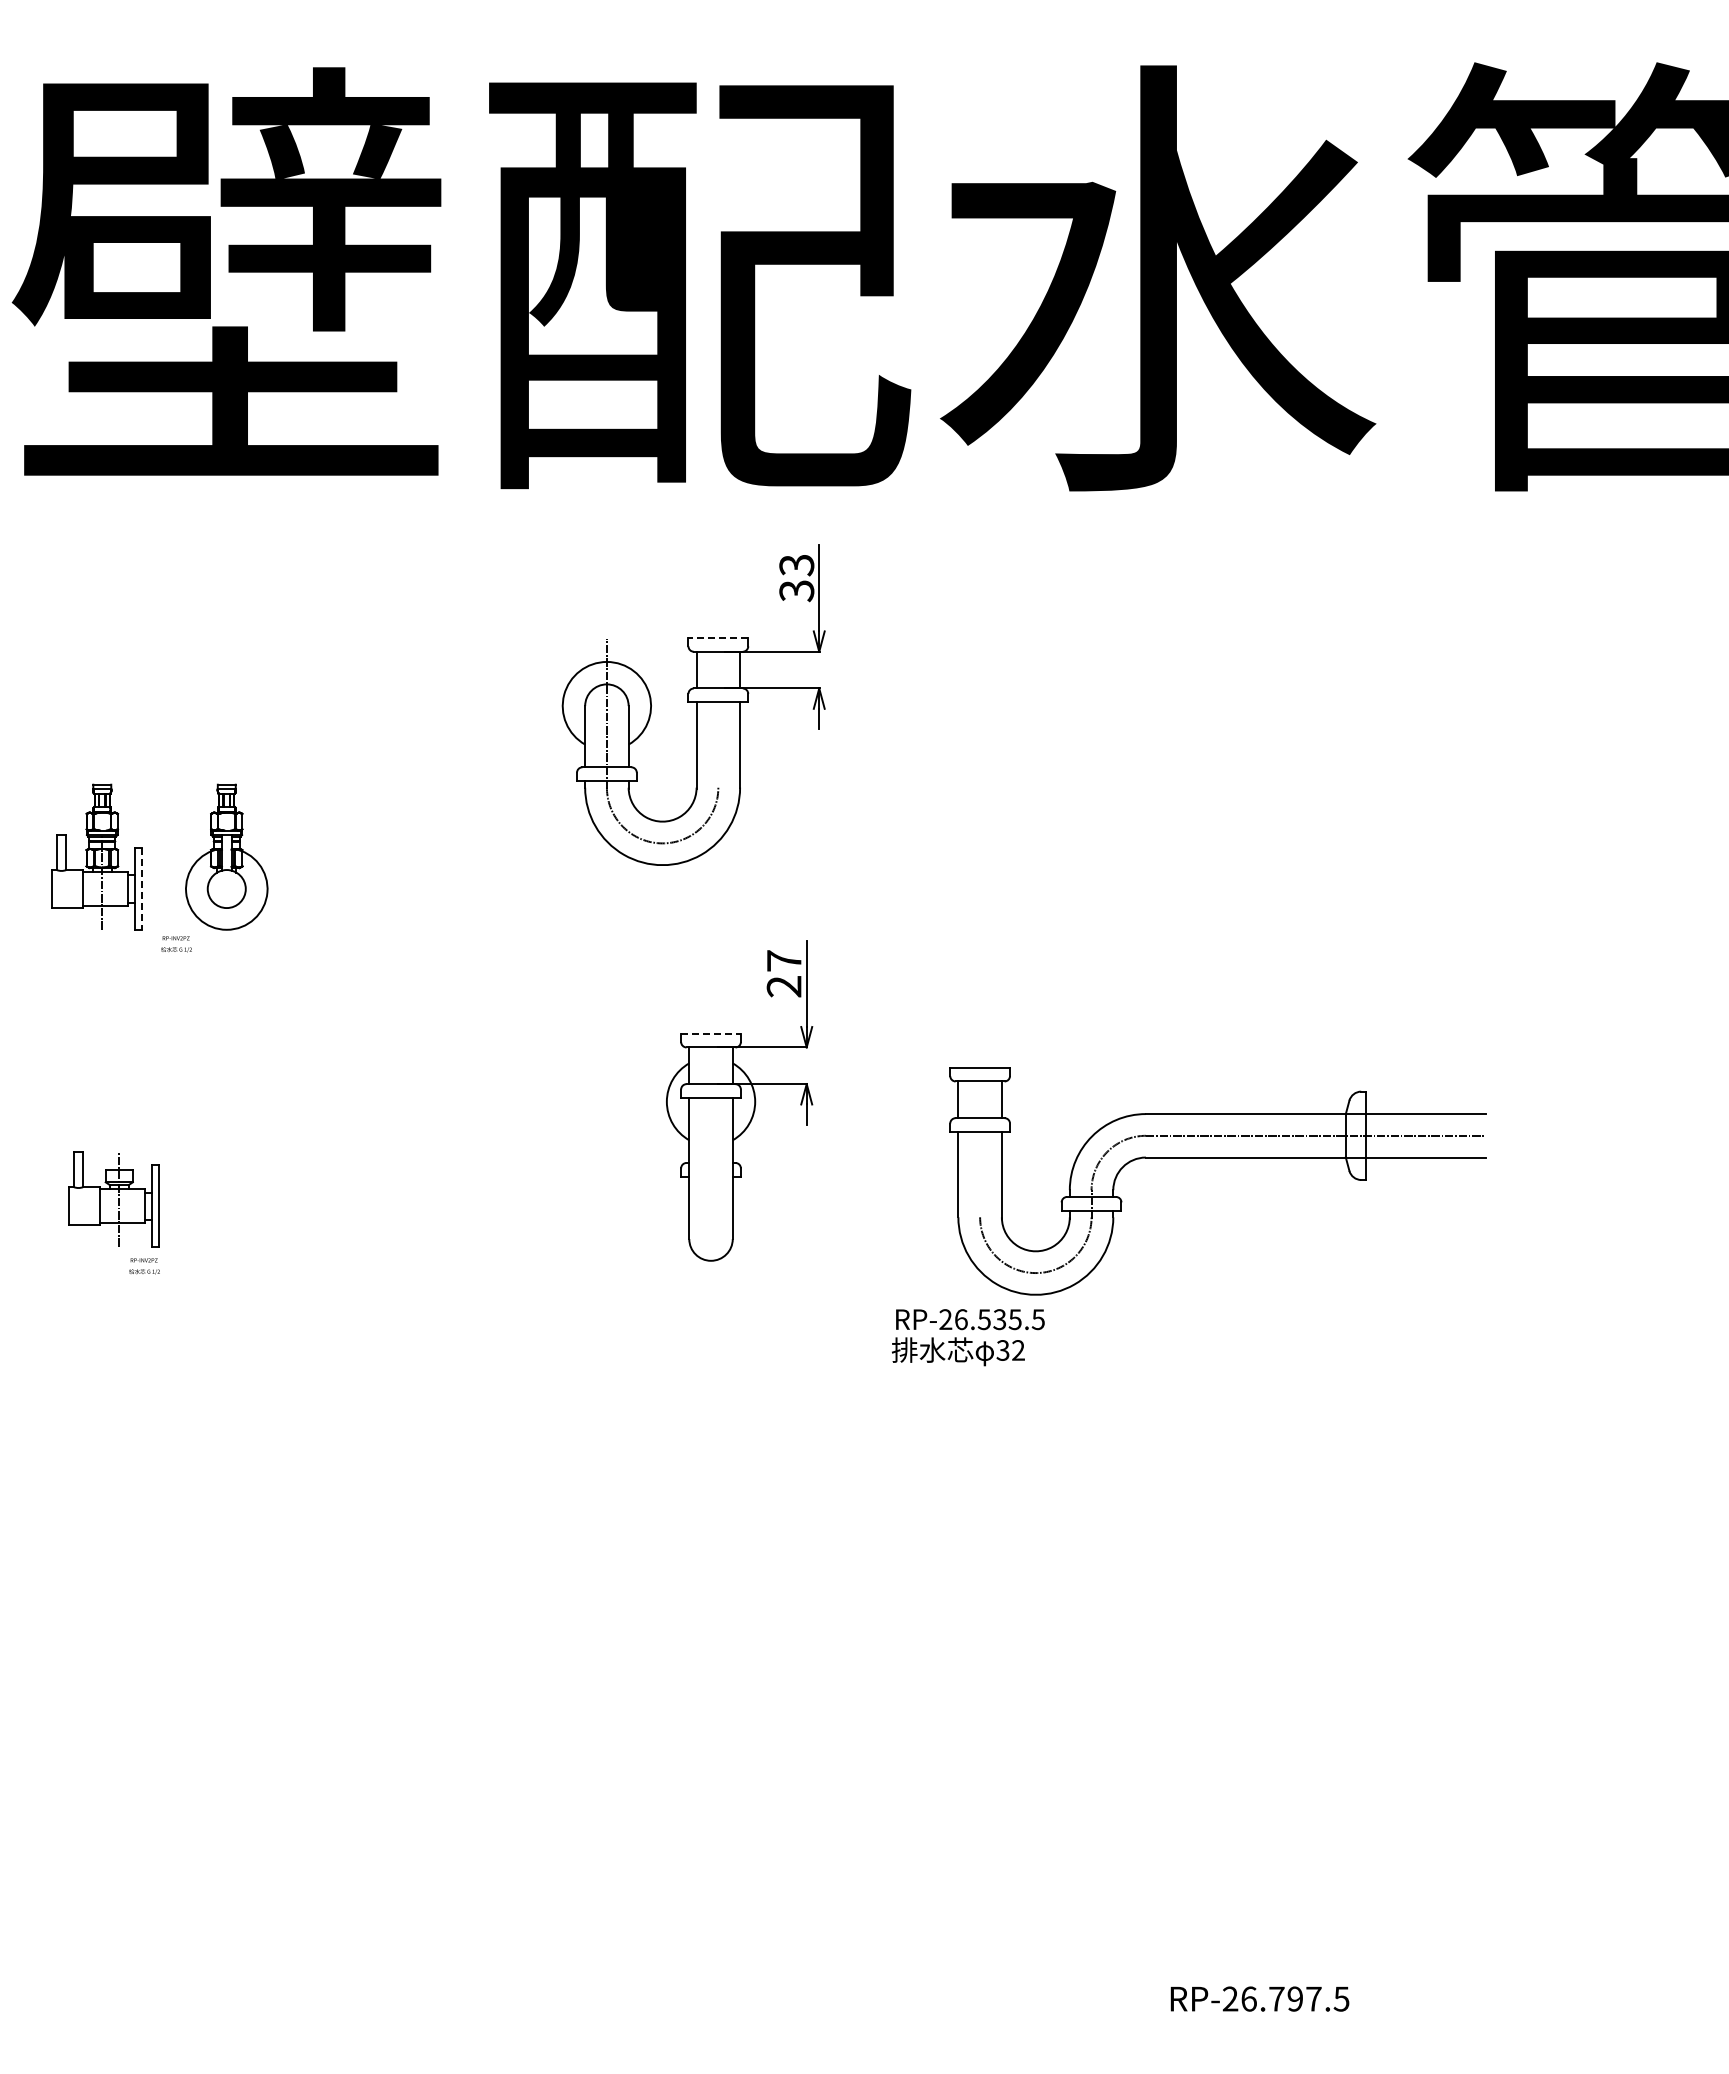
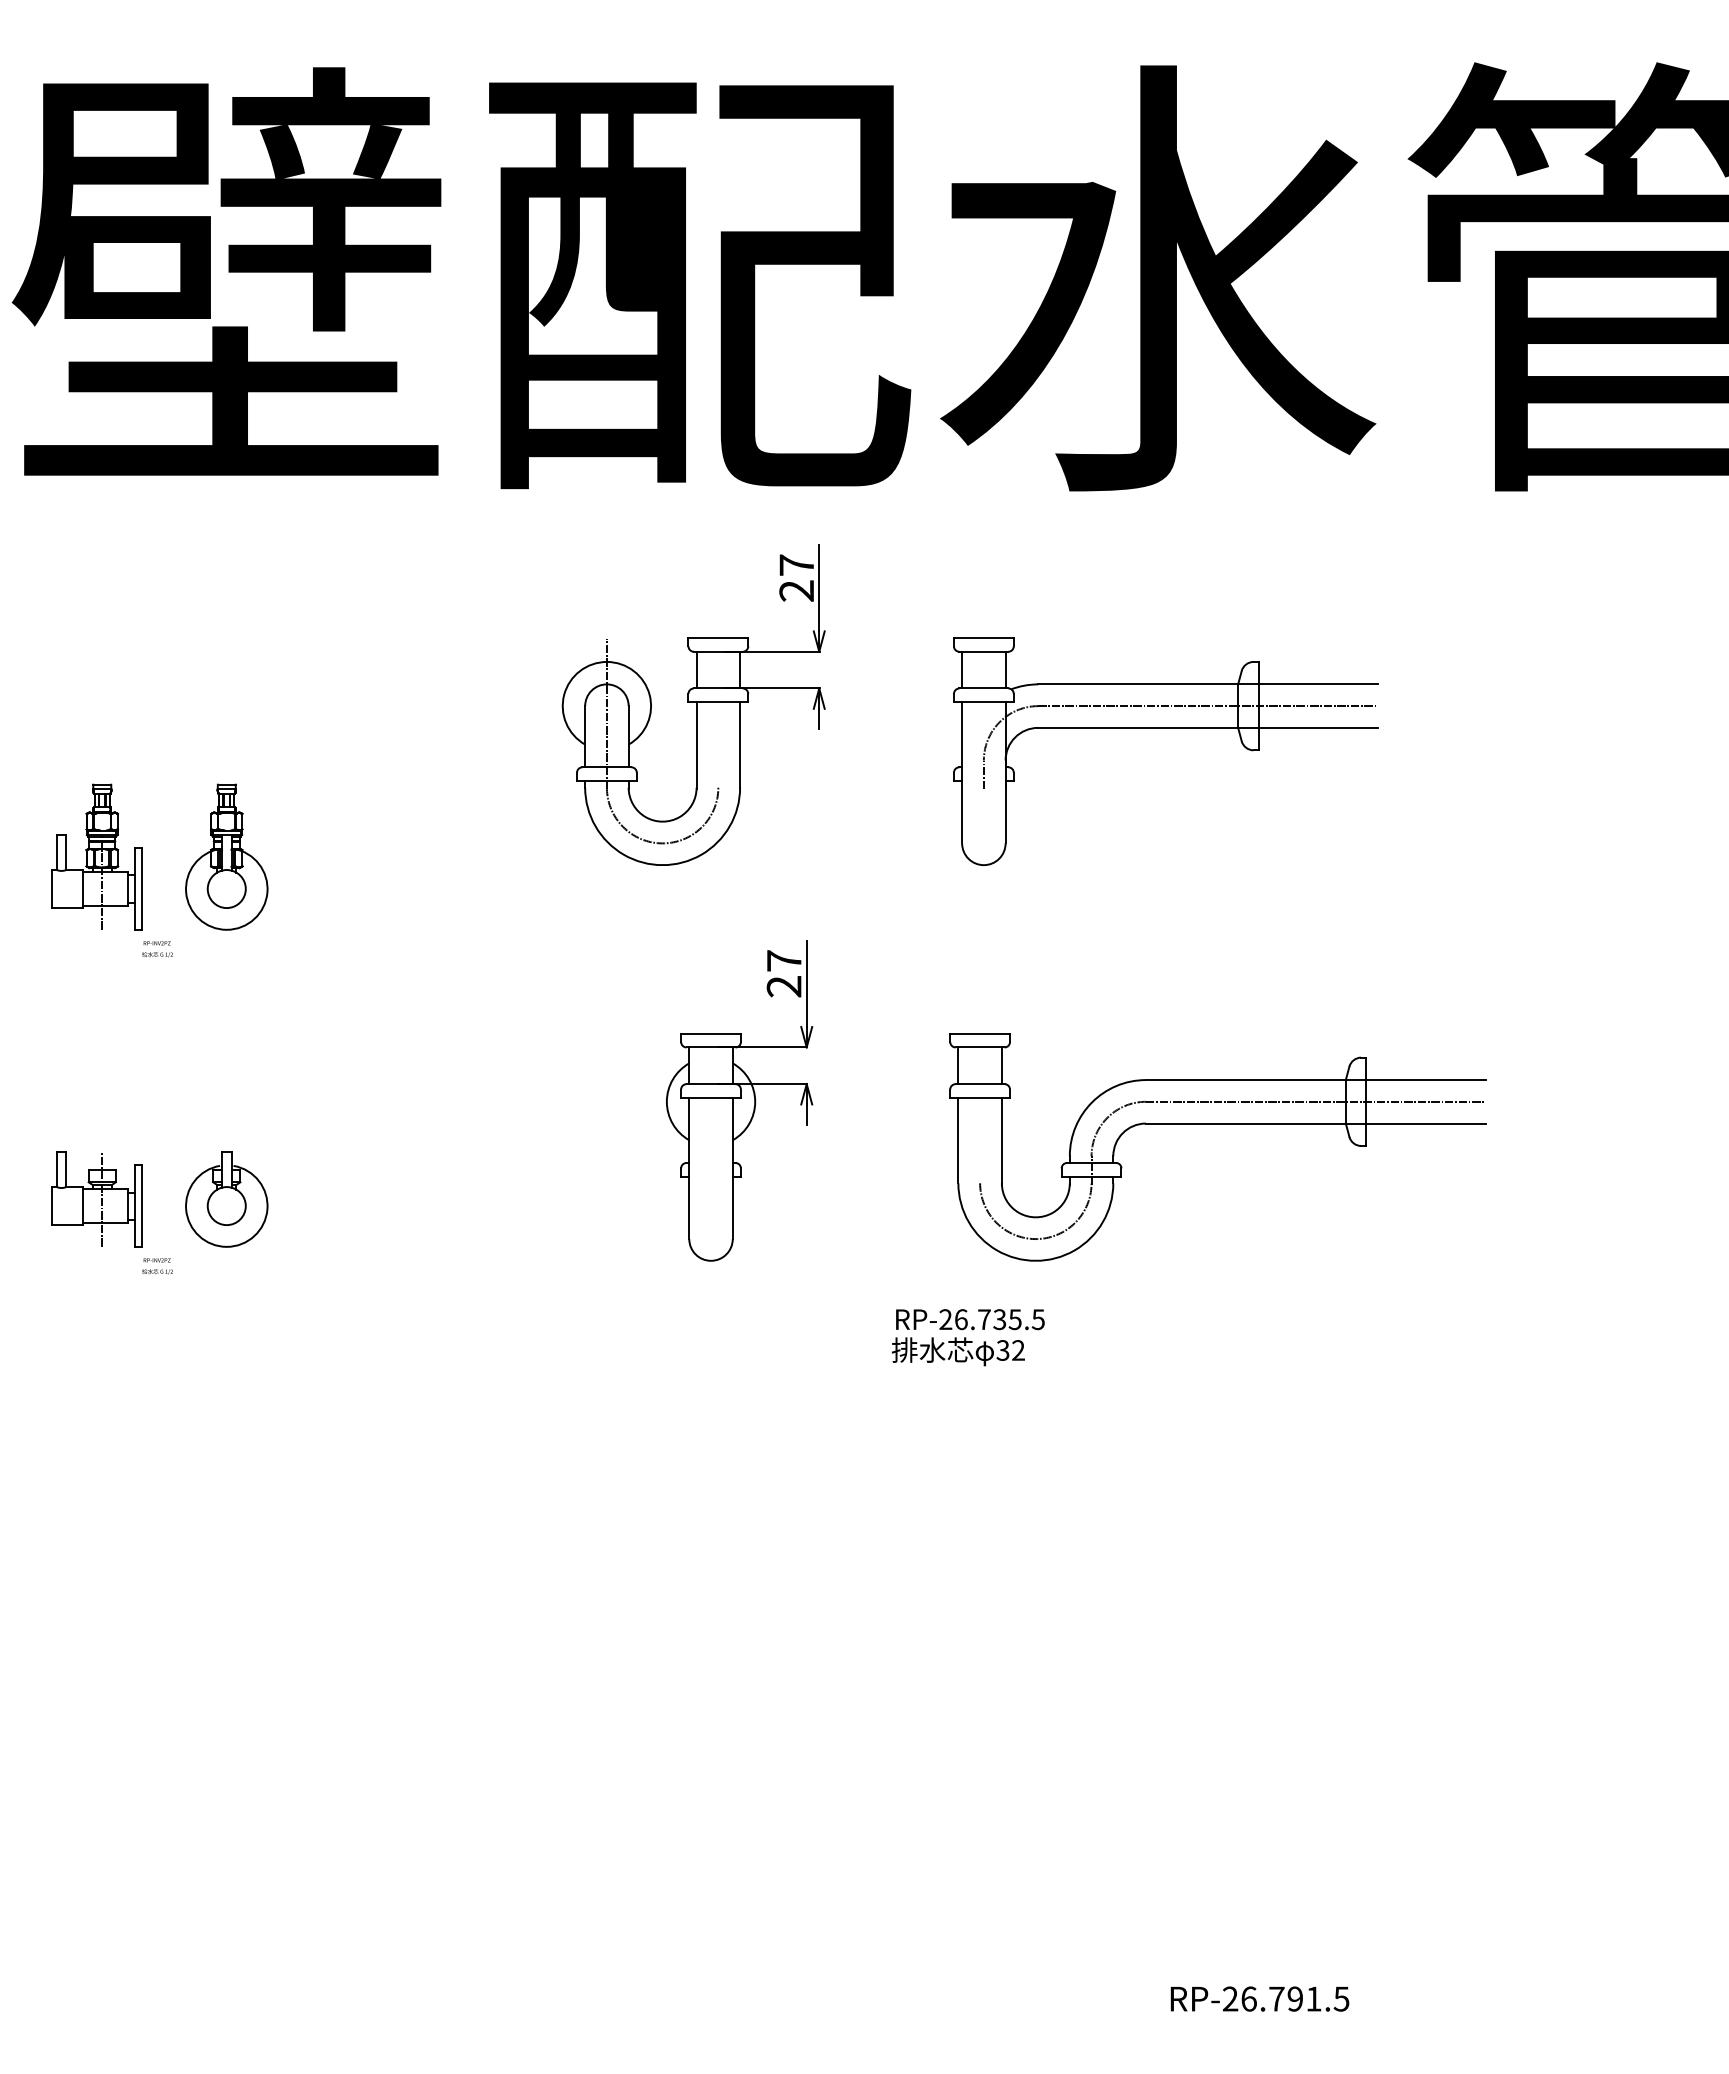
text: 33 -> 27 (796, 578)
line: dashed -> solid (718, 638)
part: none -> present (1165, 728)
line: dashed -> solid (141, 889)
text position: (176, 944) -> (157, 949) (157, 949)
line: dashed -> solid (711, 1033)
part position: (1217, 1158) -> (1217, 1124) (1217, 1124)
part position: (113, 1199) -> (96, 1199) (96, 1199)
part: none -> present (226, 1199)
text position: (144, 1266) -> (157, 1266) (157, 1266)
text: RP-26.535.5 -> RP-26.735.5 (983, 1319)
text: RP-26.797.5 -> RP-26.791.5 (1313, 1998)
